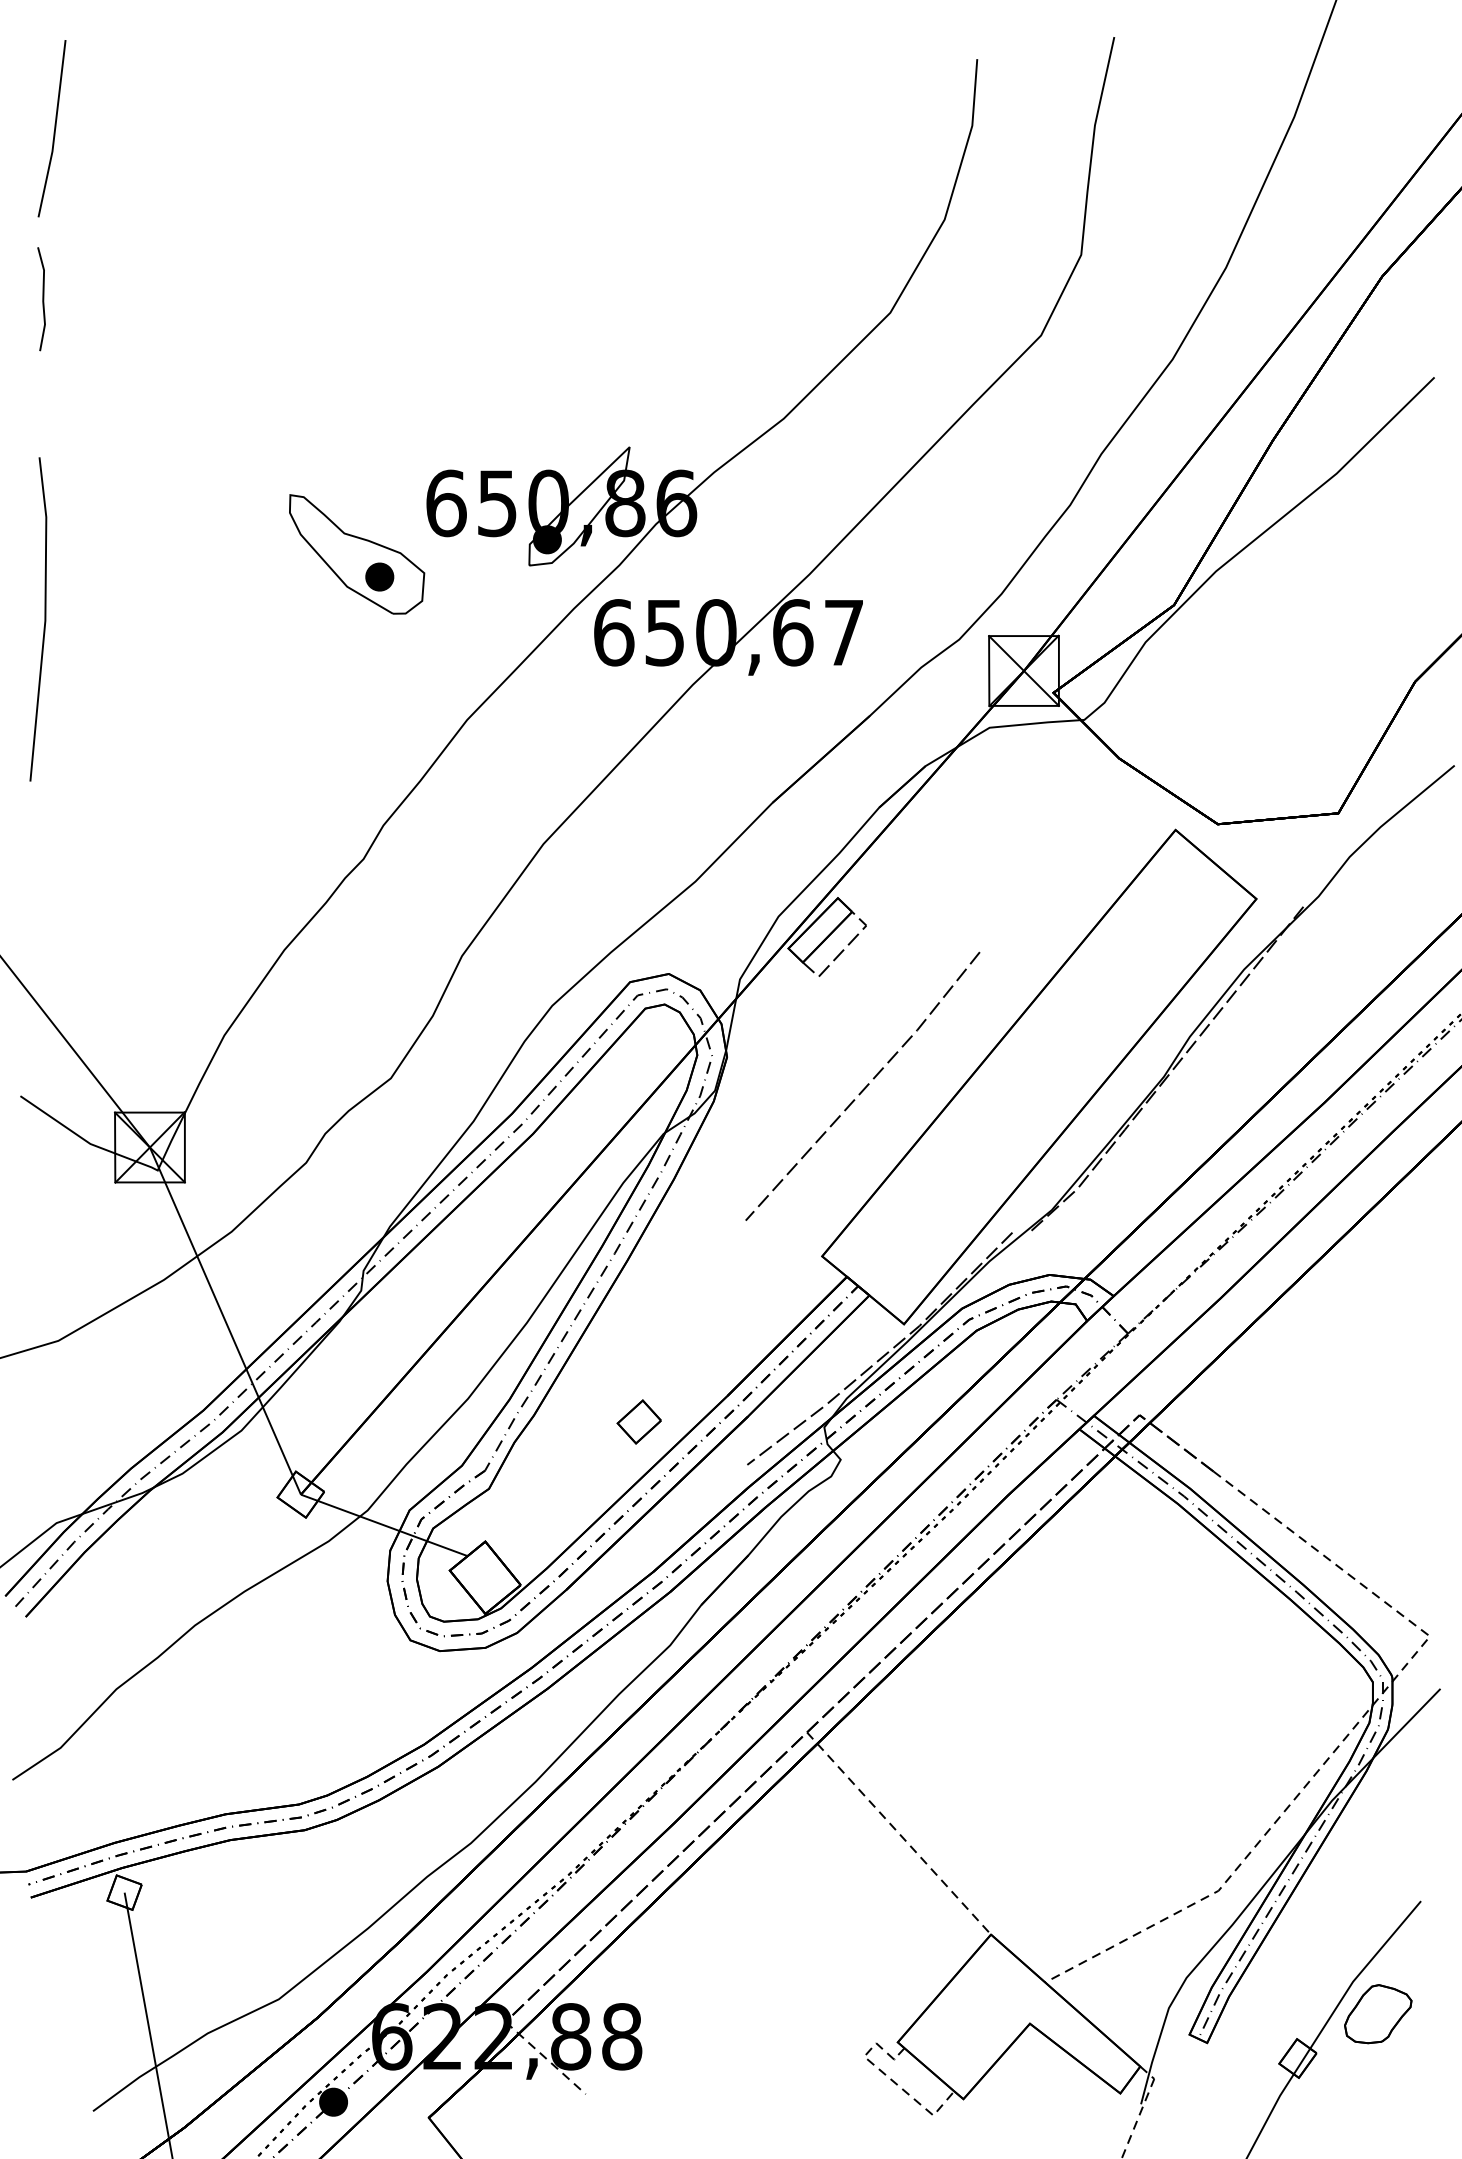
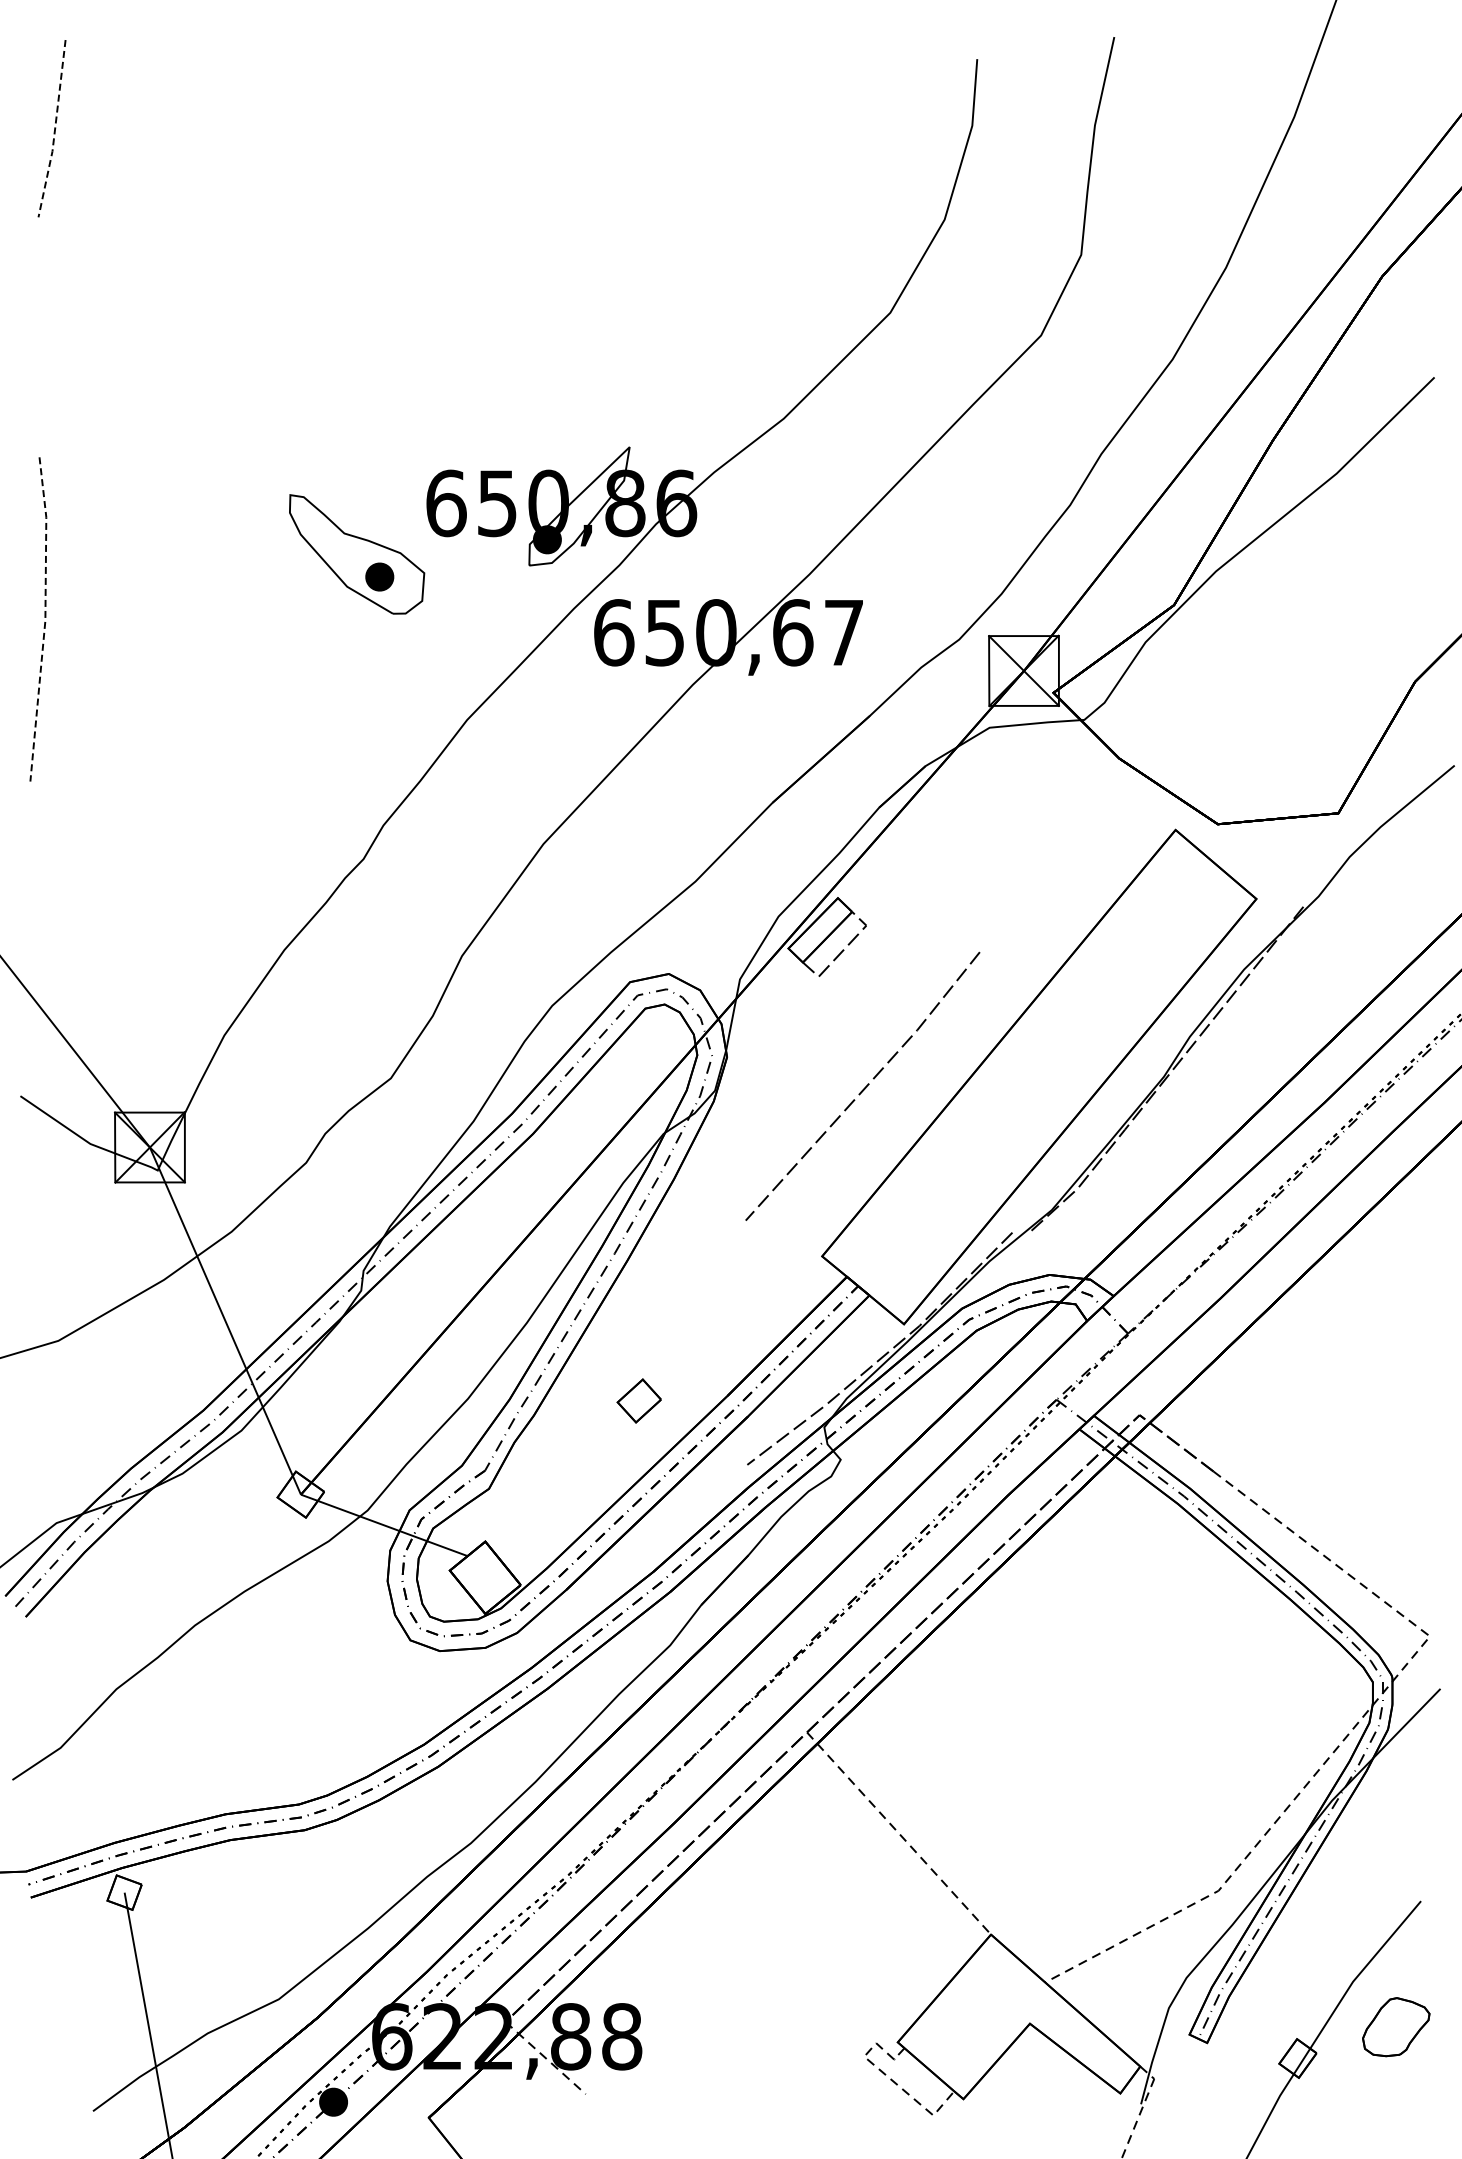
line: solid -> dashed (55, 129)
line: present -> none (42, 299)
line: solid -> dashed (45, 619)
part position: (638, 1421) -> (638, 1400) (638, 1400)
part position: (1378, 2014) -> (1396, 2027) (1396, 2027)
